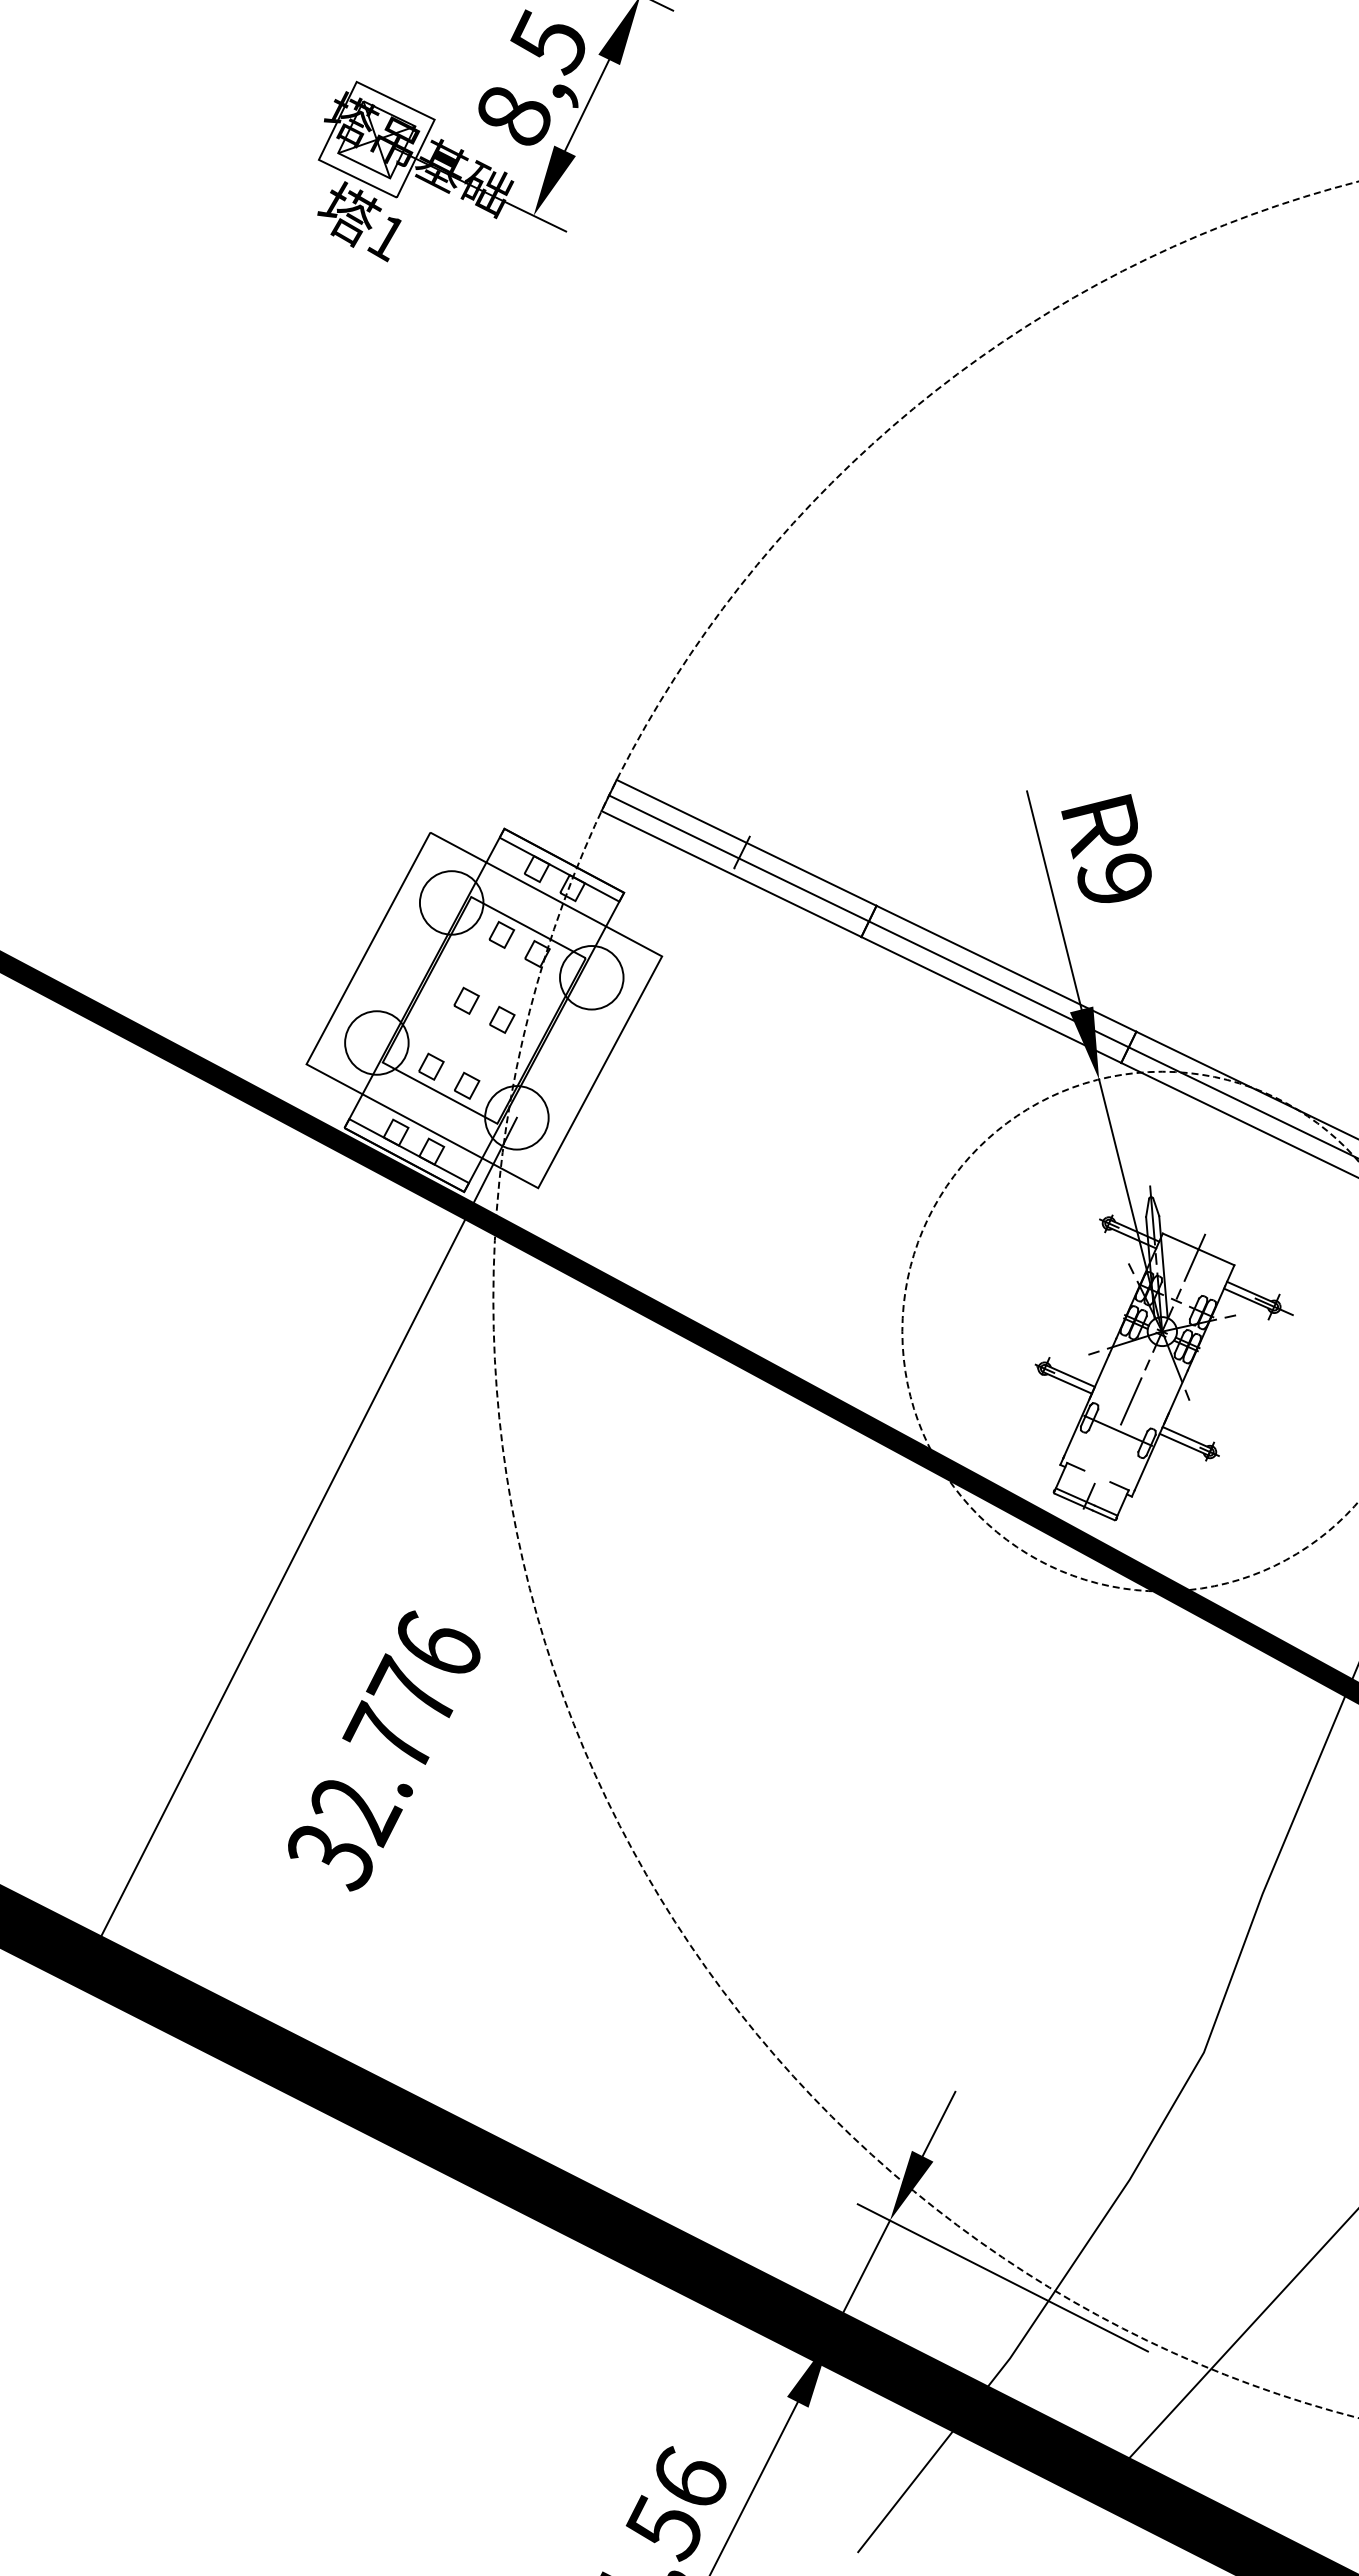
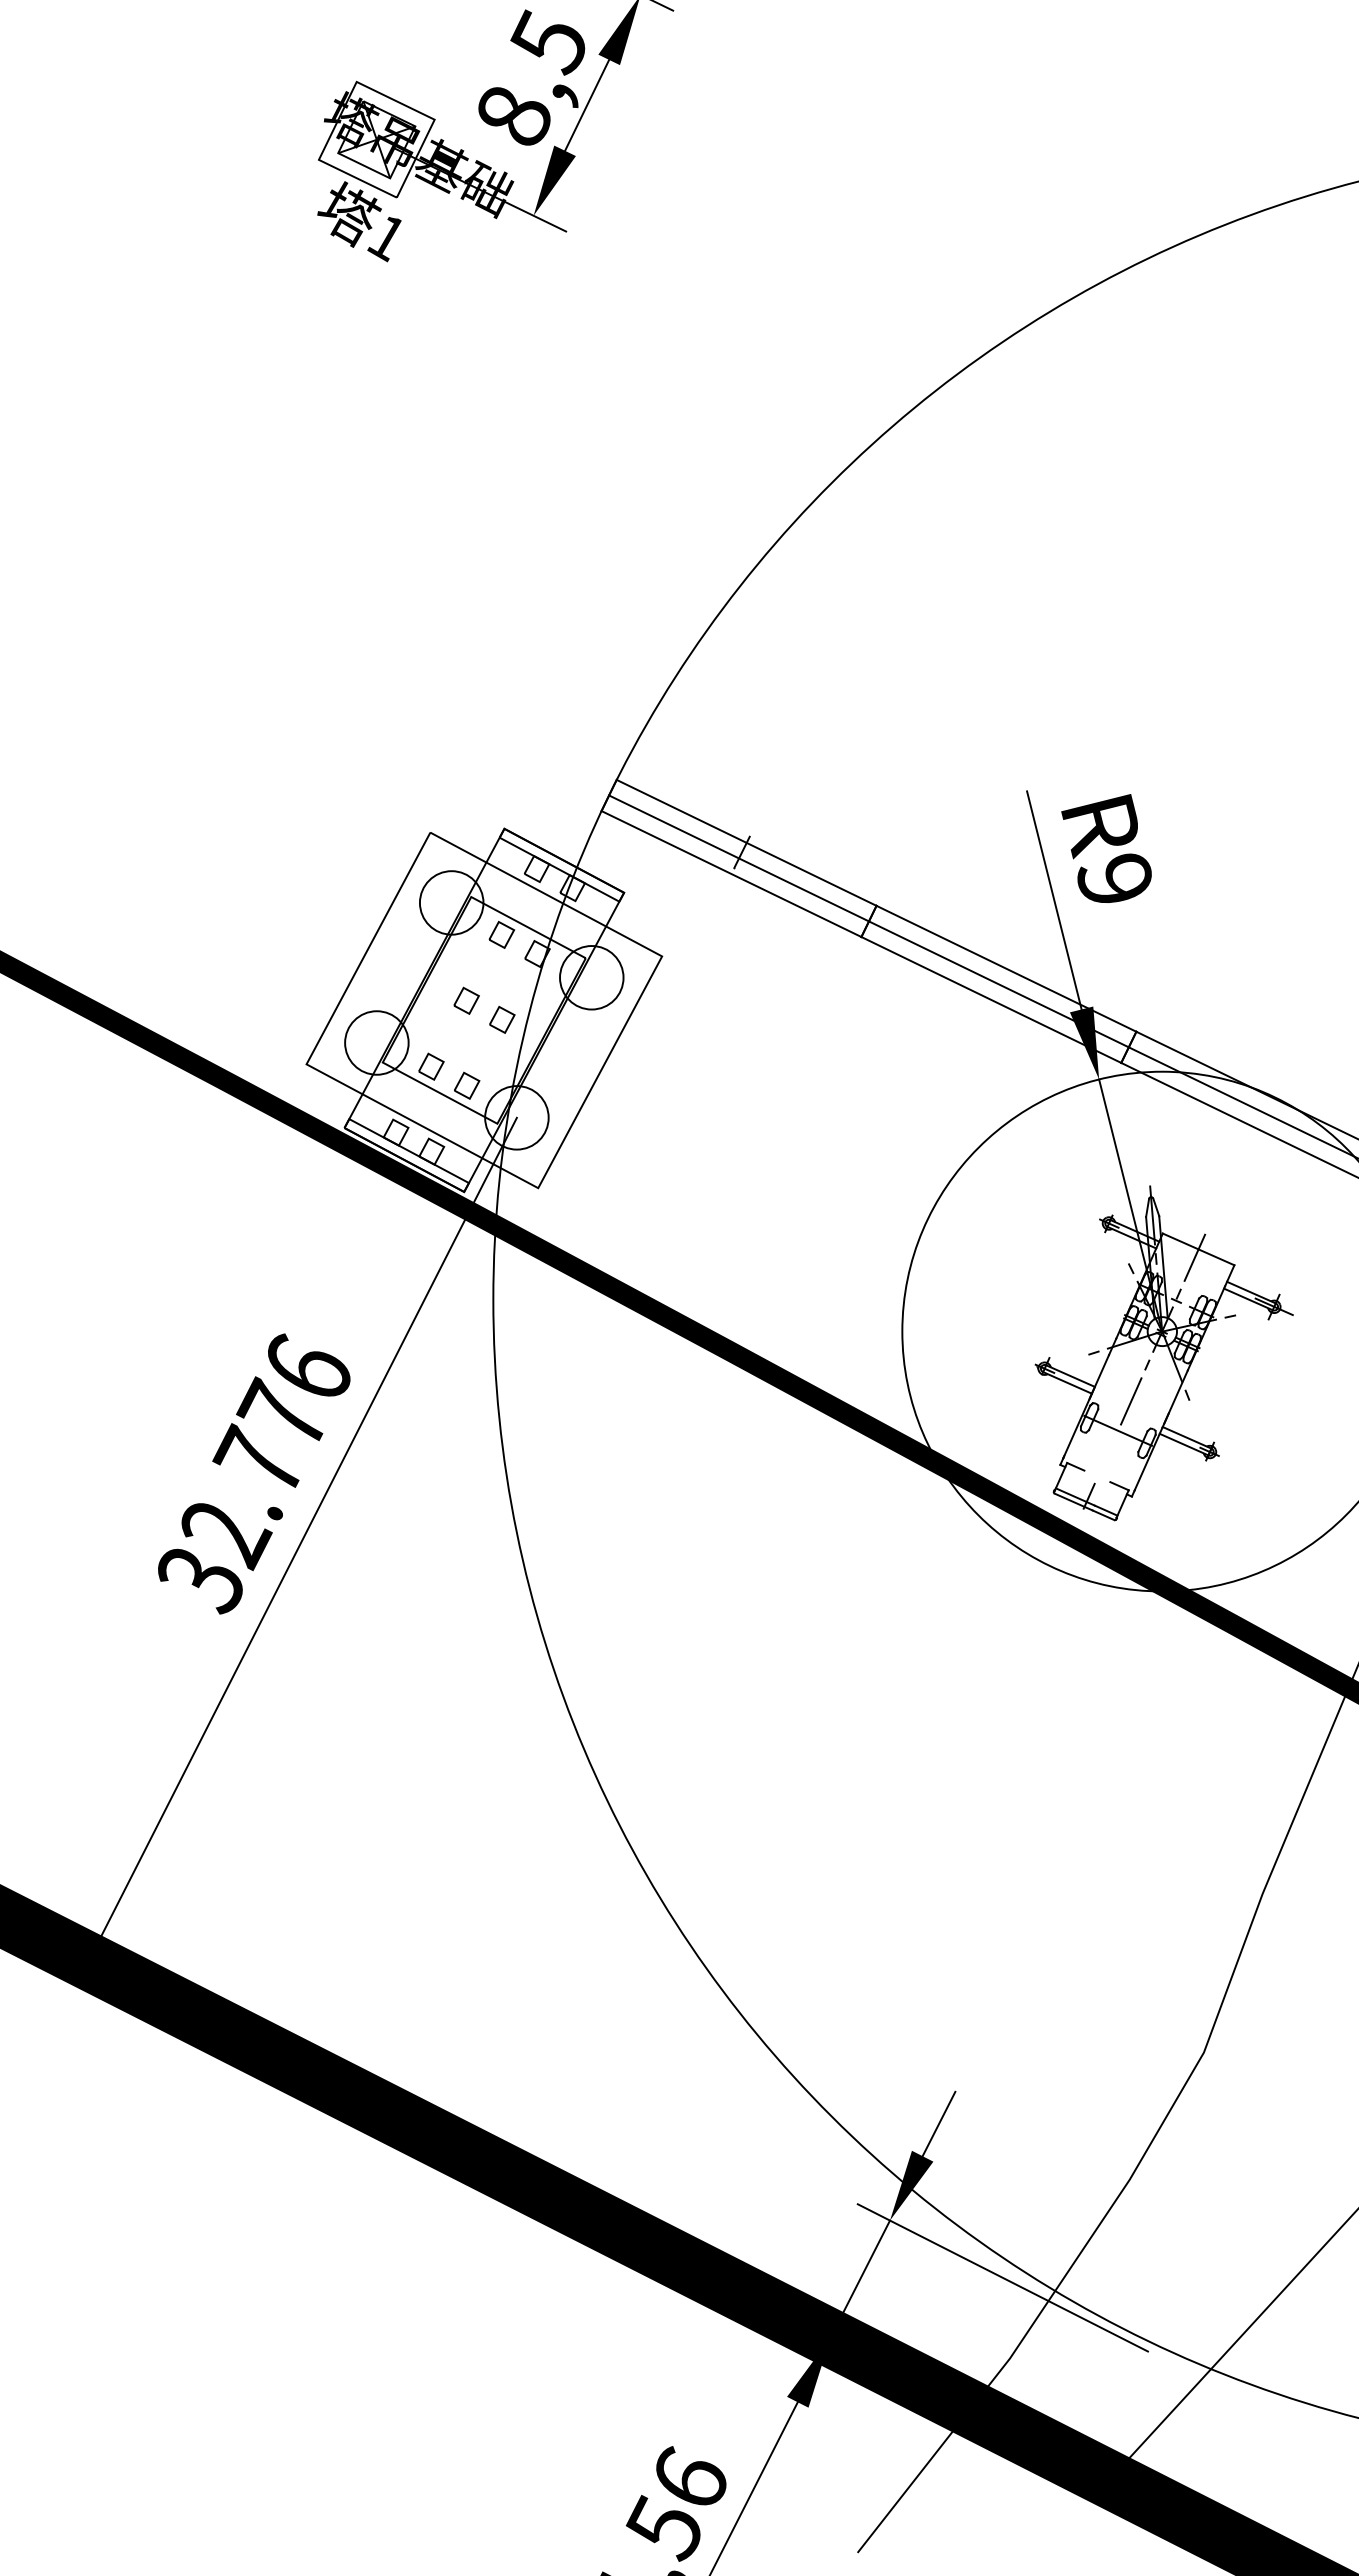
circle: dashed -> solid (925, 1299)
circle: dashed -> solid (1130, 1331)
text position: (384, 1750) -> (254, 1473) (254, 1473)
